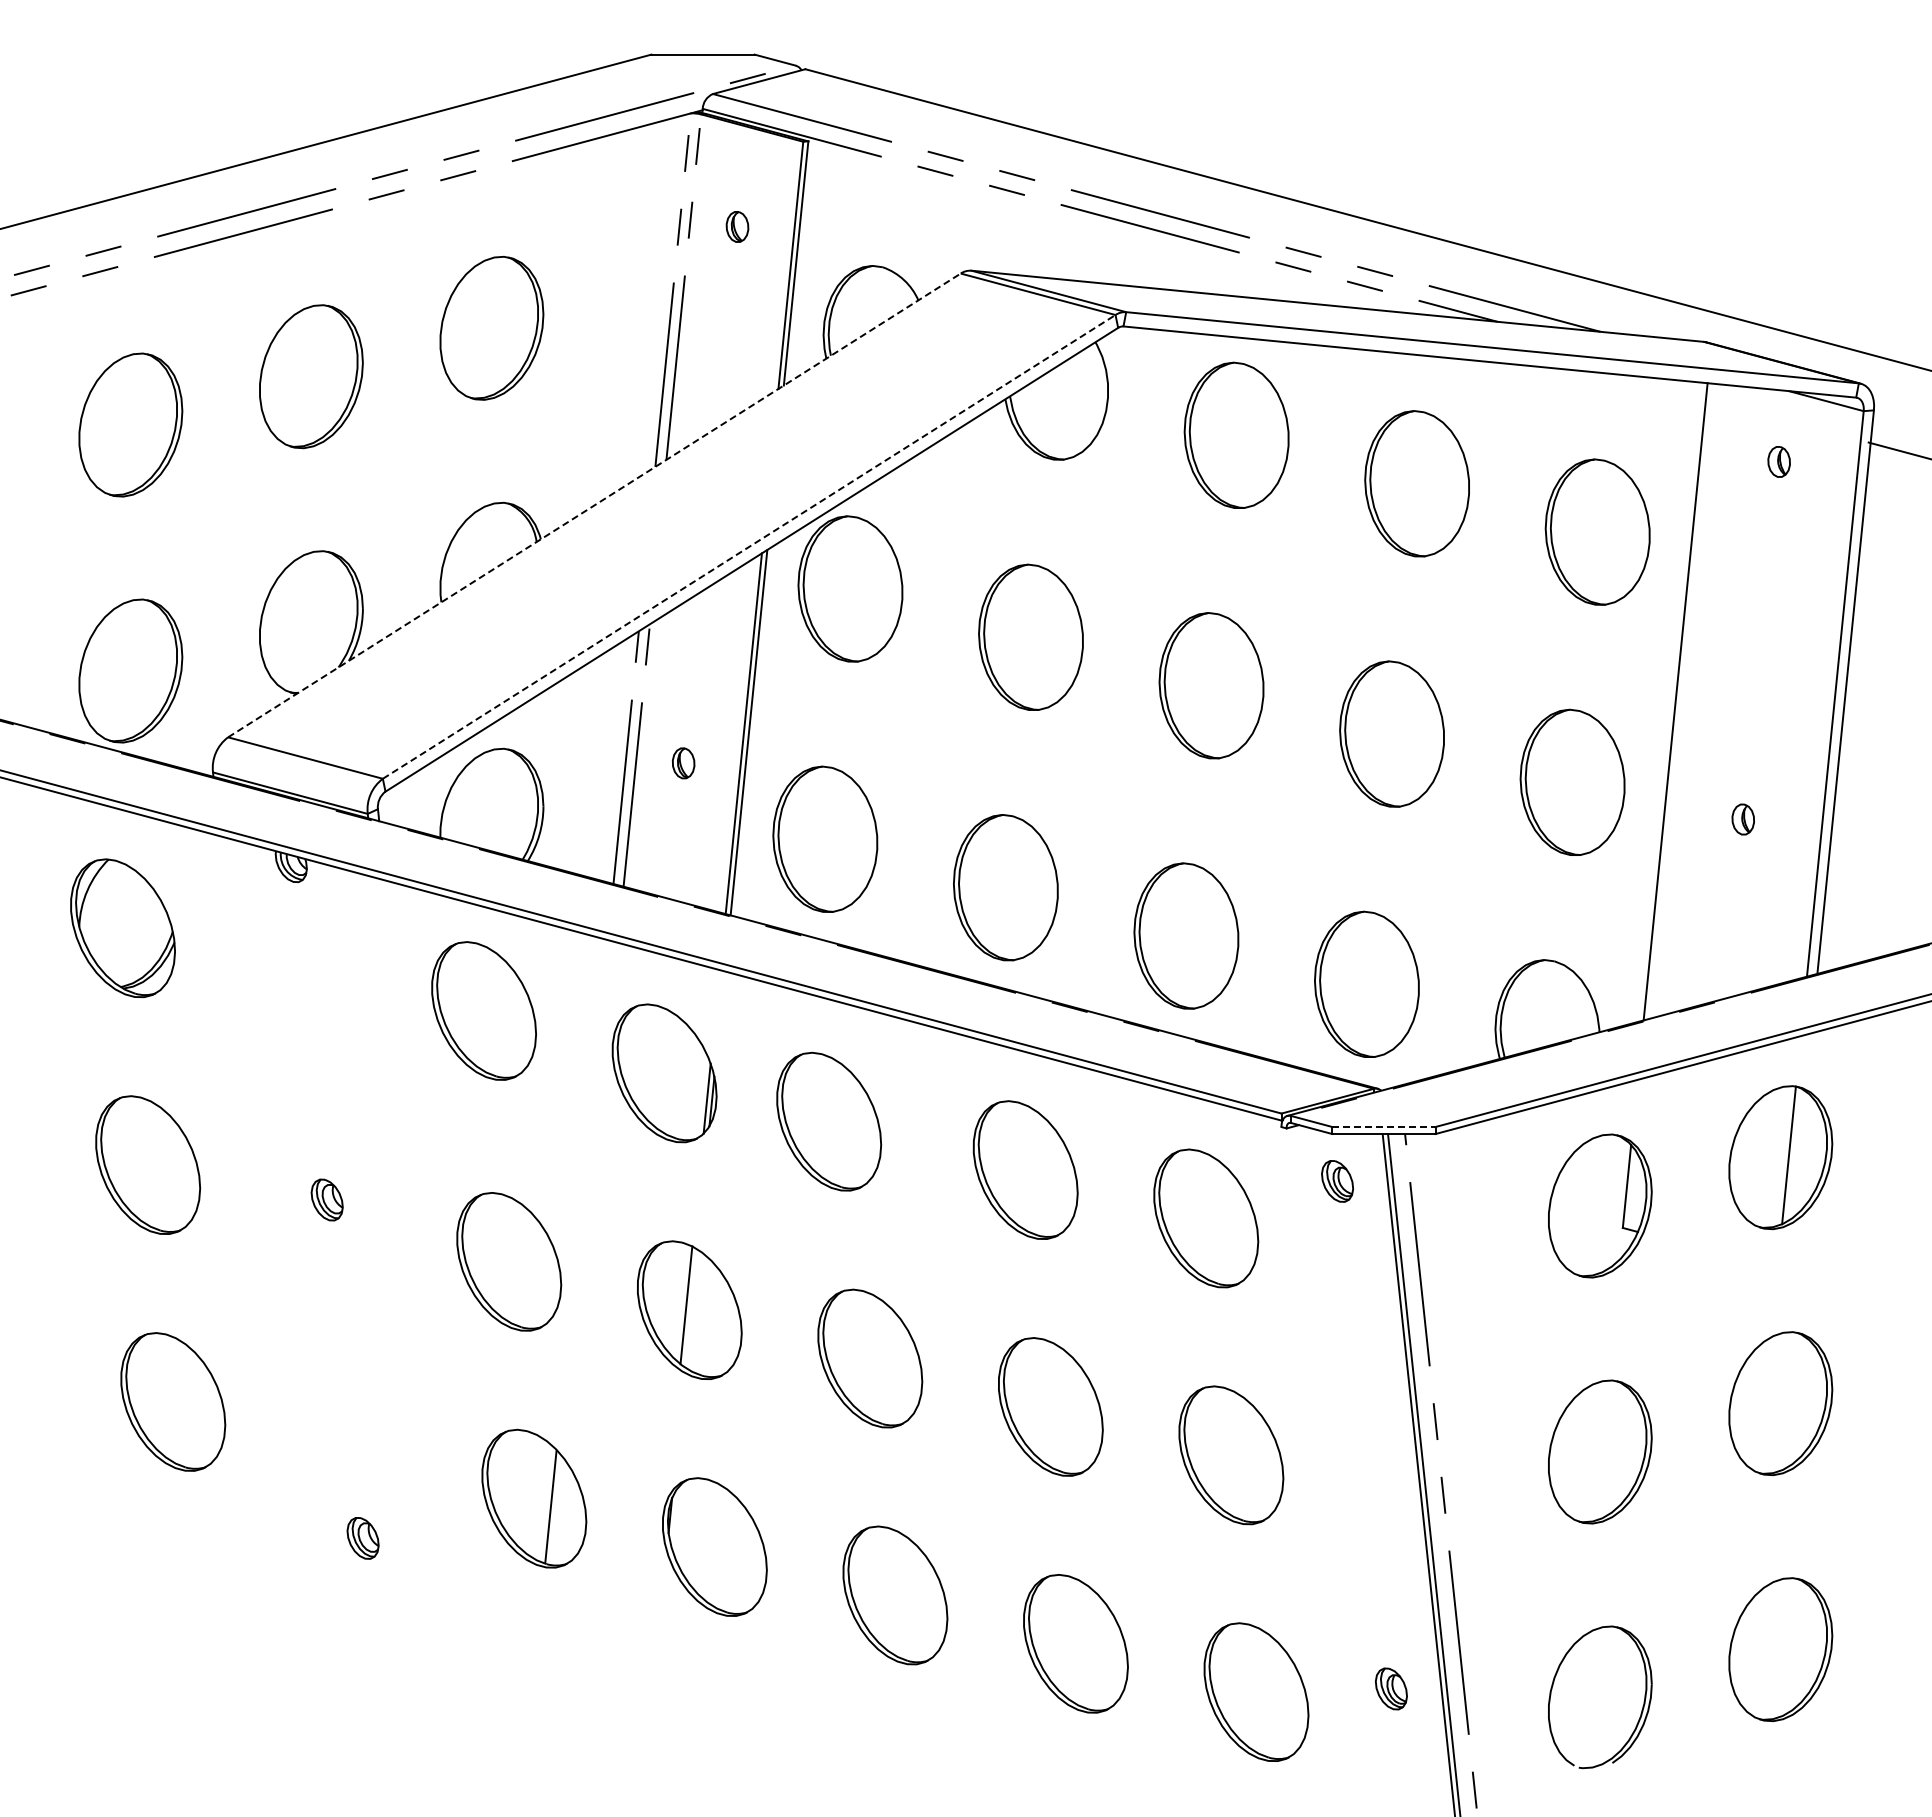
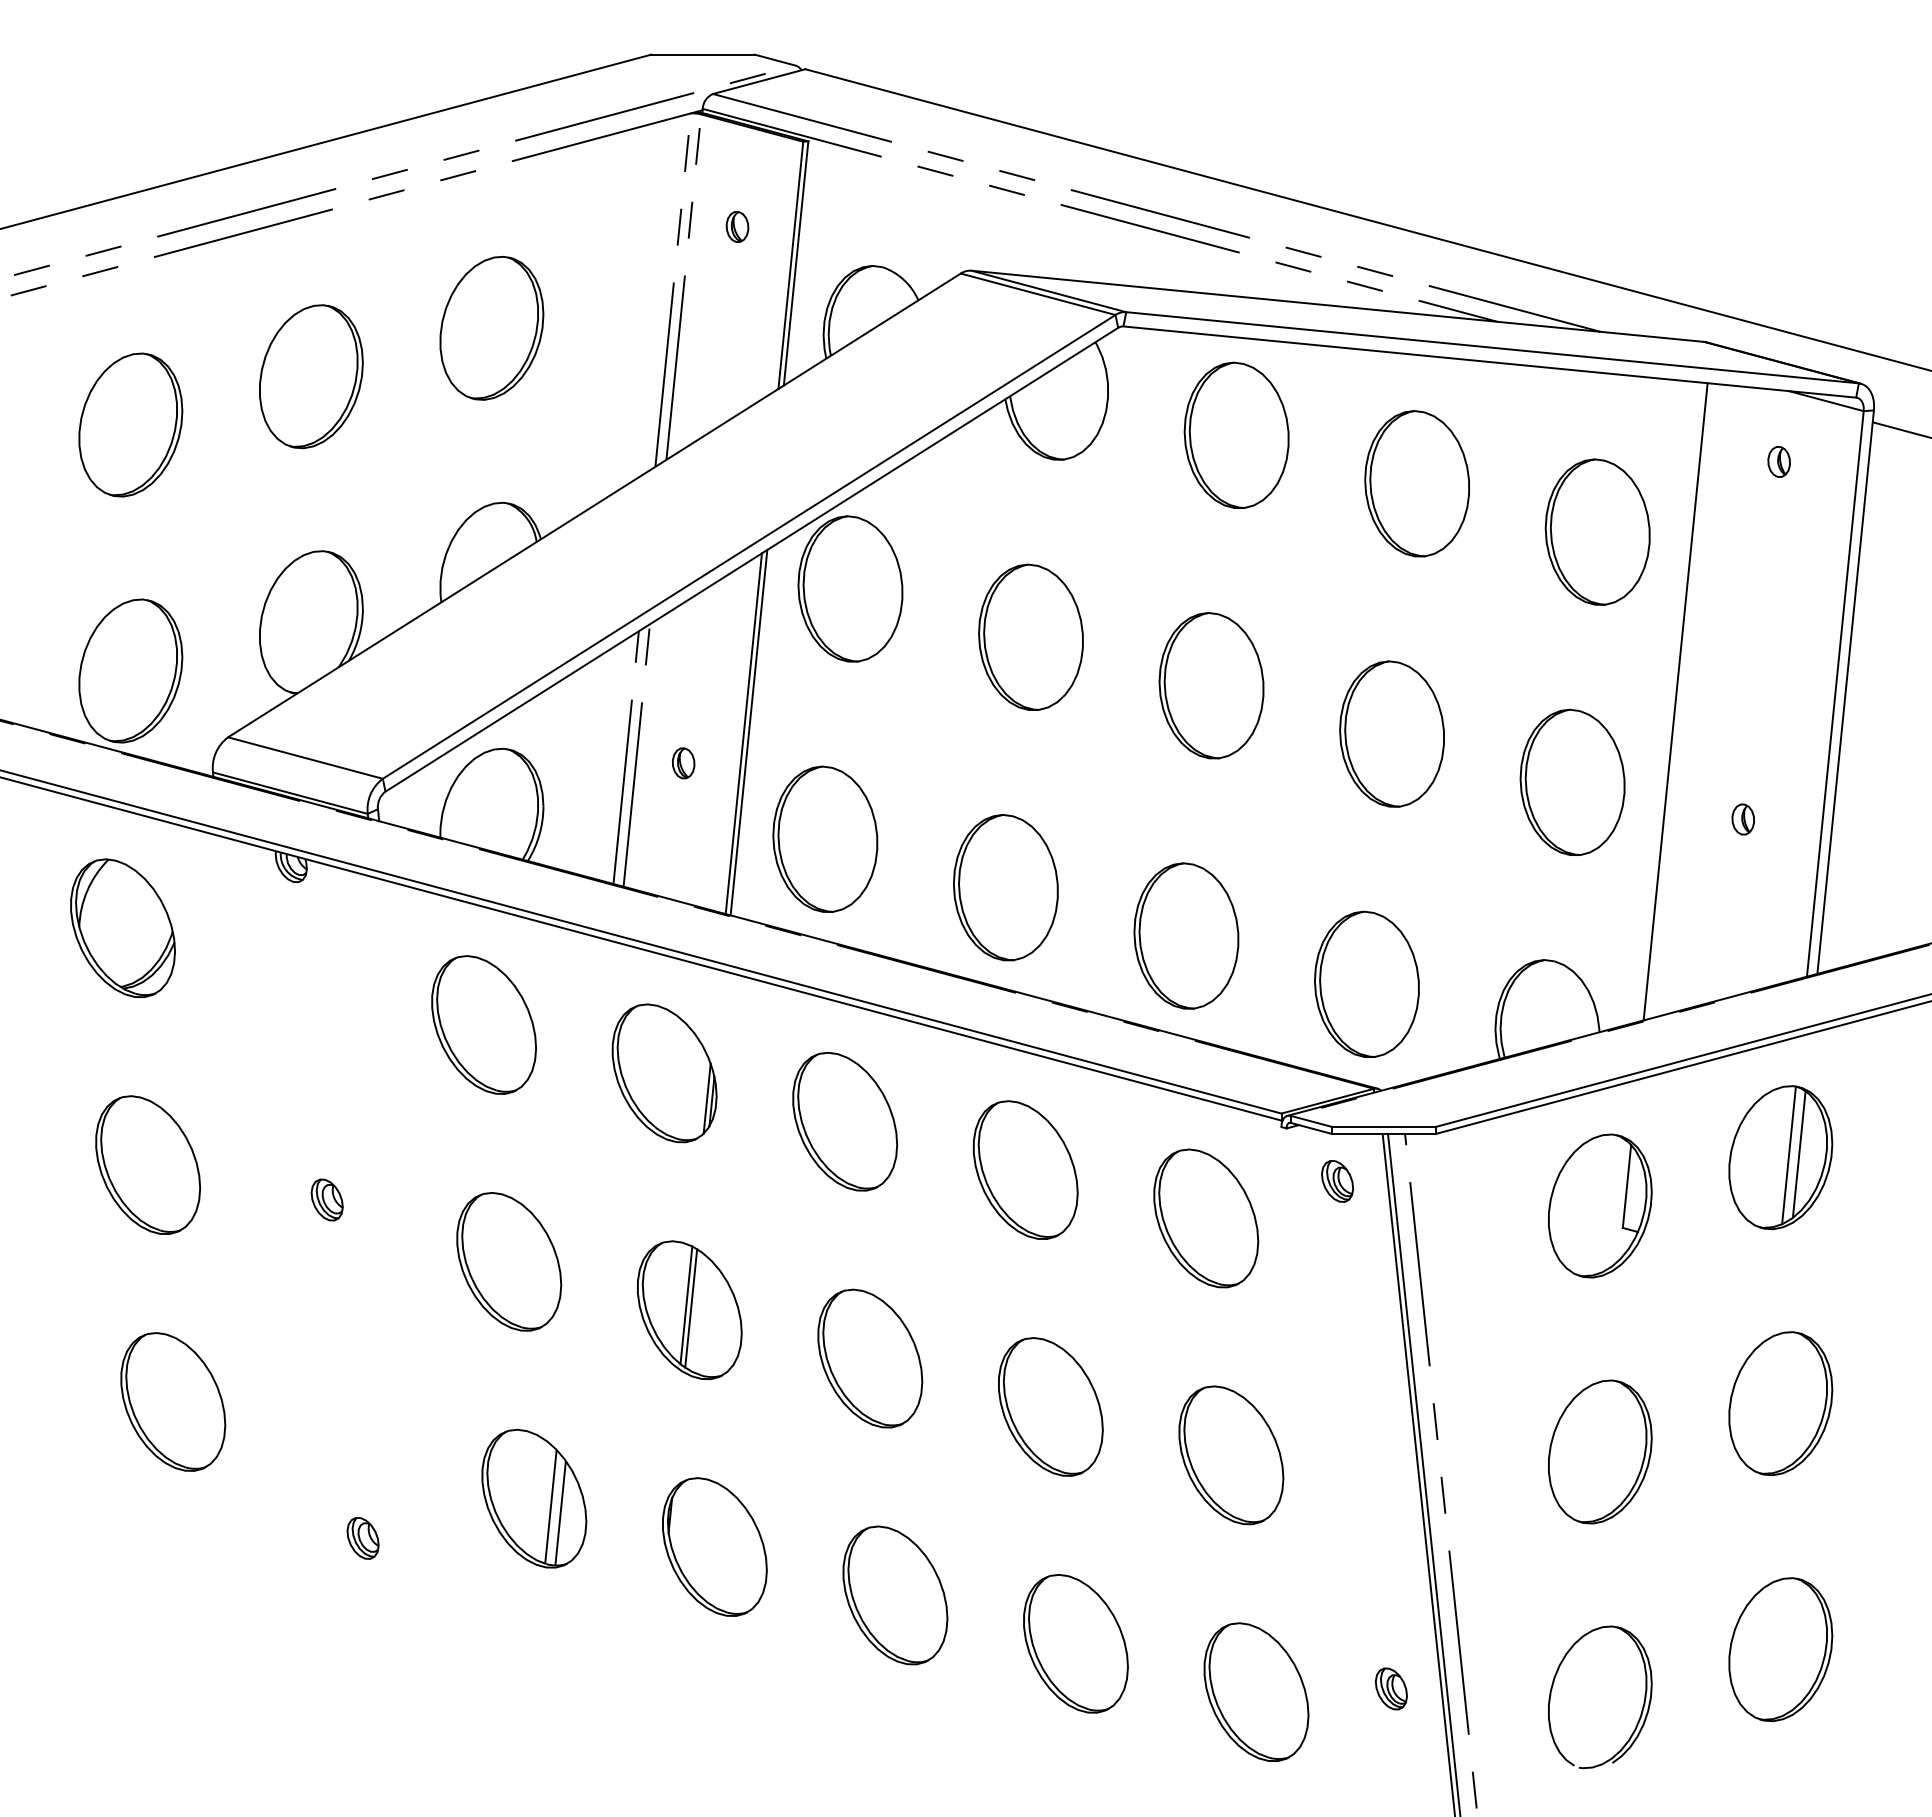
line position: (1897, 450) -> (1900, 429) (1900, 429)
line: dashed -> solid (594, 505)
line: dashed -> solid (749, 546)
part position: (483, 1010) -> (483, 1024) (483, 1024)
part position: (829, 1121) -> (845, 1121) (845, 1121)
line: dashed -> solid (1383, 1127)
line: none -> present (1798, 1154)
line: none -> present (691, 1308)
line: none -> present (560, 1513)
